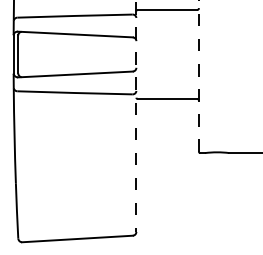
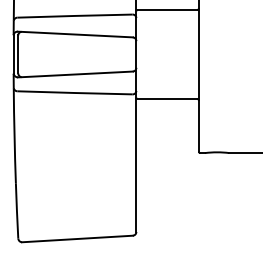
line: dashed -> solid (199, 75)
line: dashed -> solid (136, 115)
